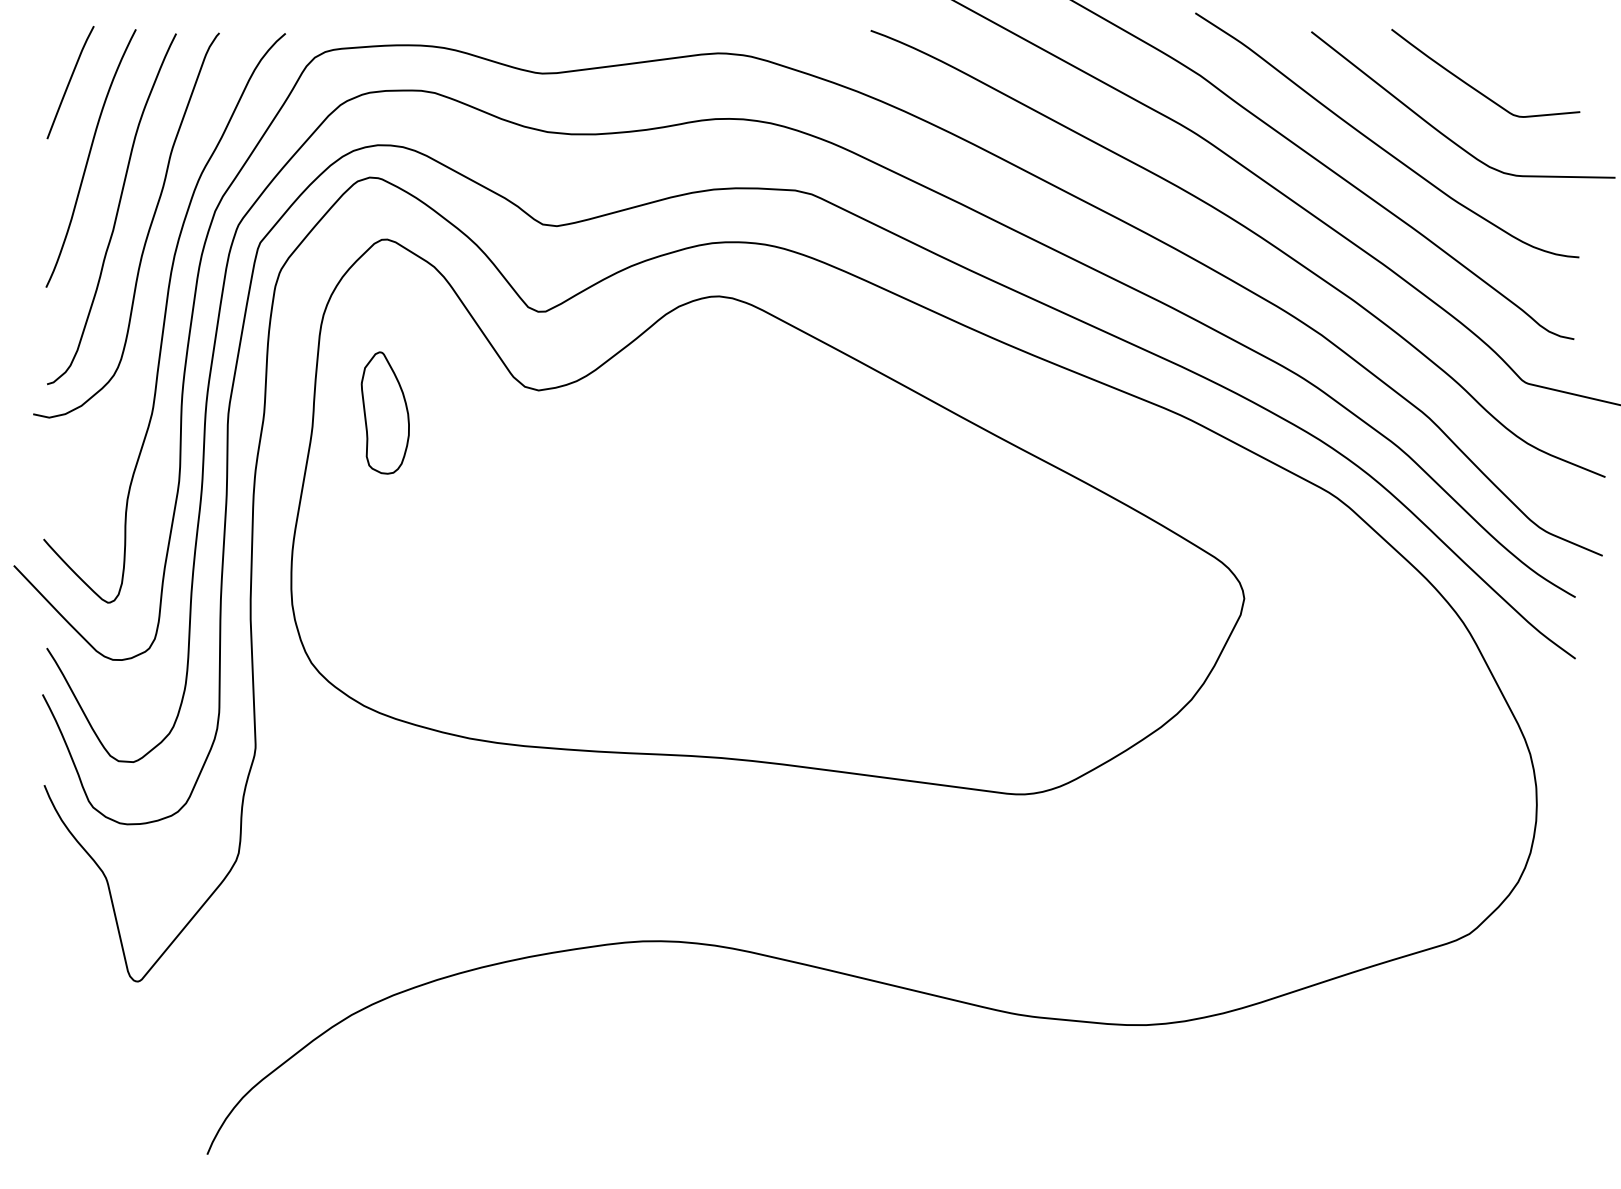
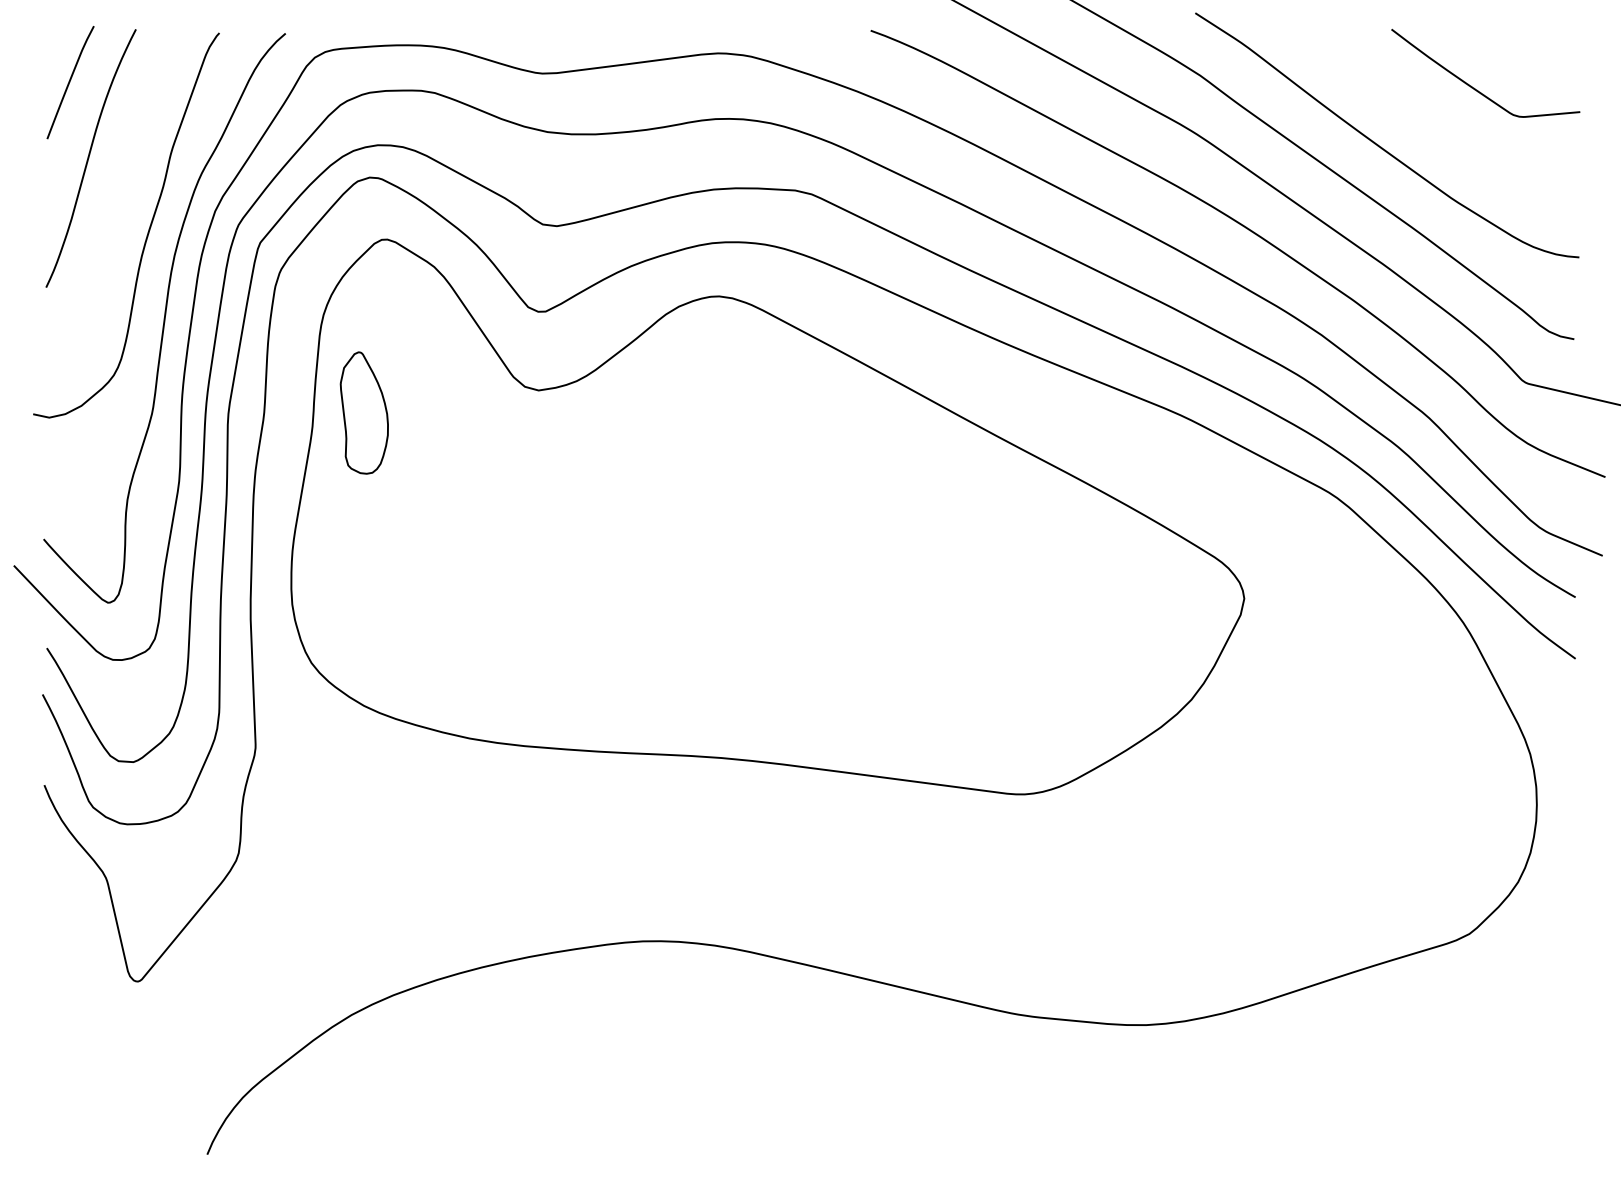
curve: present -> none (1443, 133)
curve: present -> none (116, 211)
part position: (384, 412) -> (363, 412) (363, 412)
